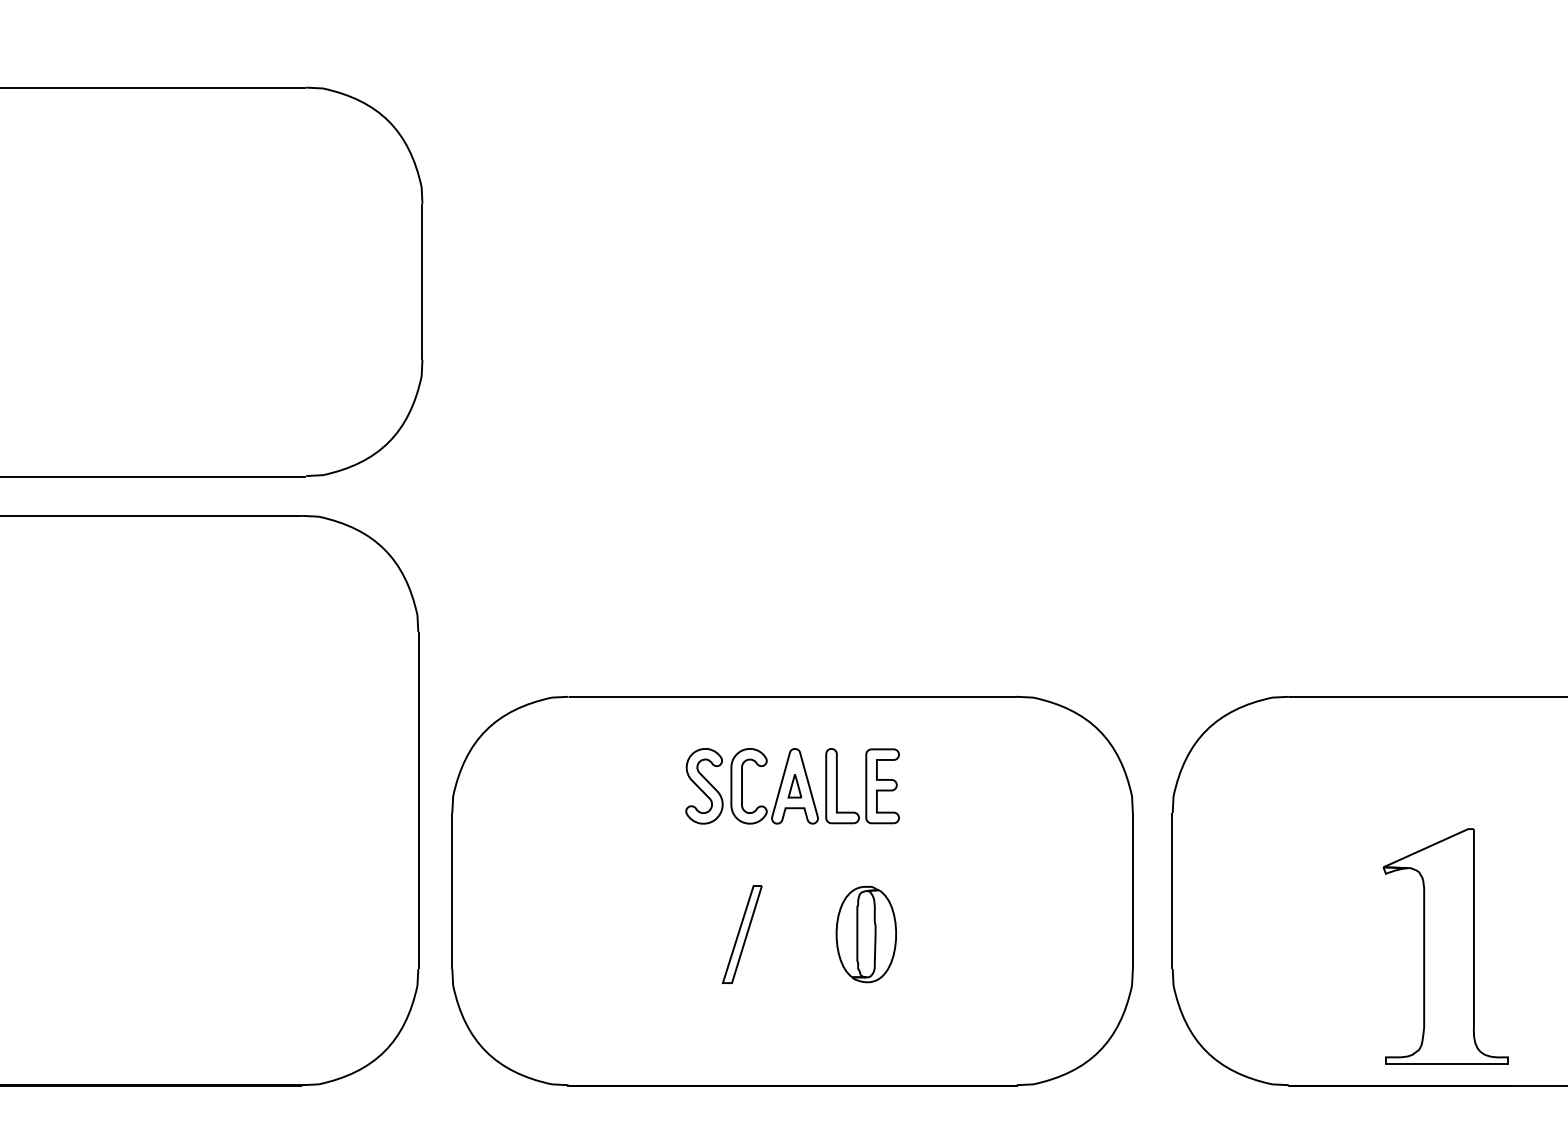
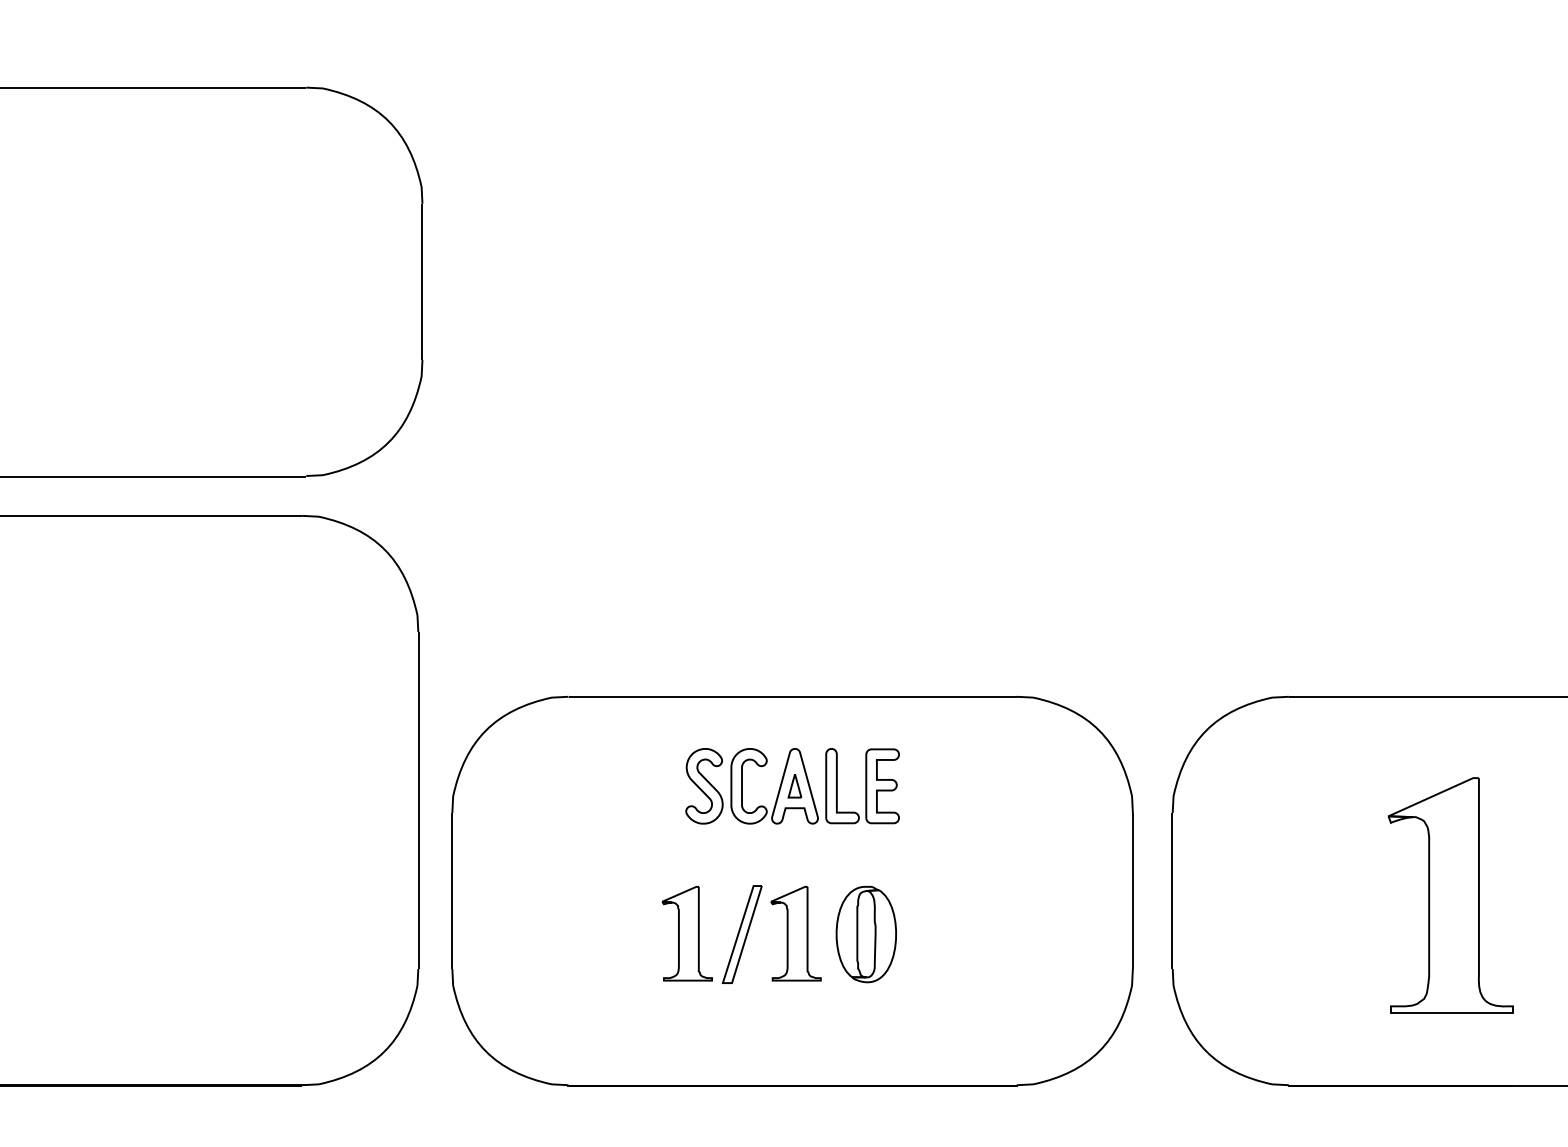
part: none -> present (686, 933)
part: none -> present (795, 933)
part position: (1445, 946) -> (1450, 895) (1450, 895)
